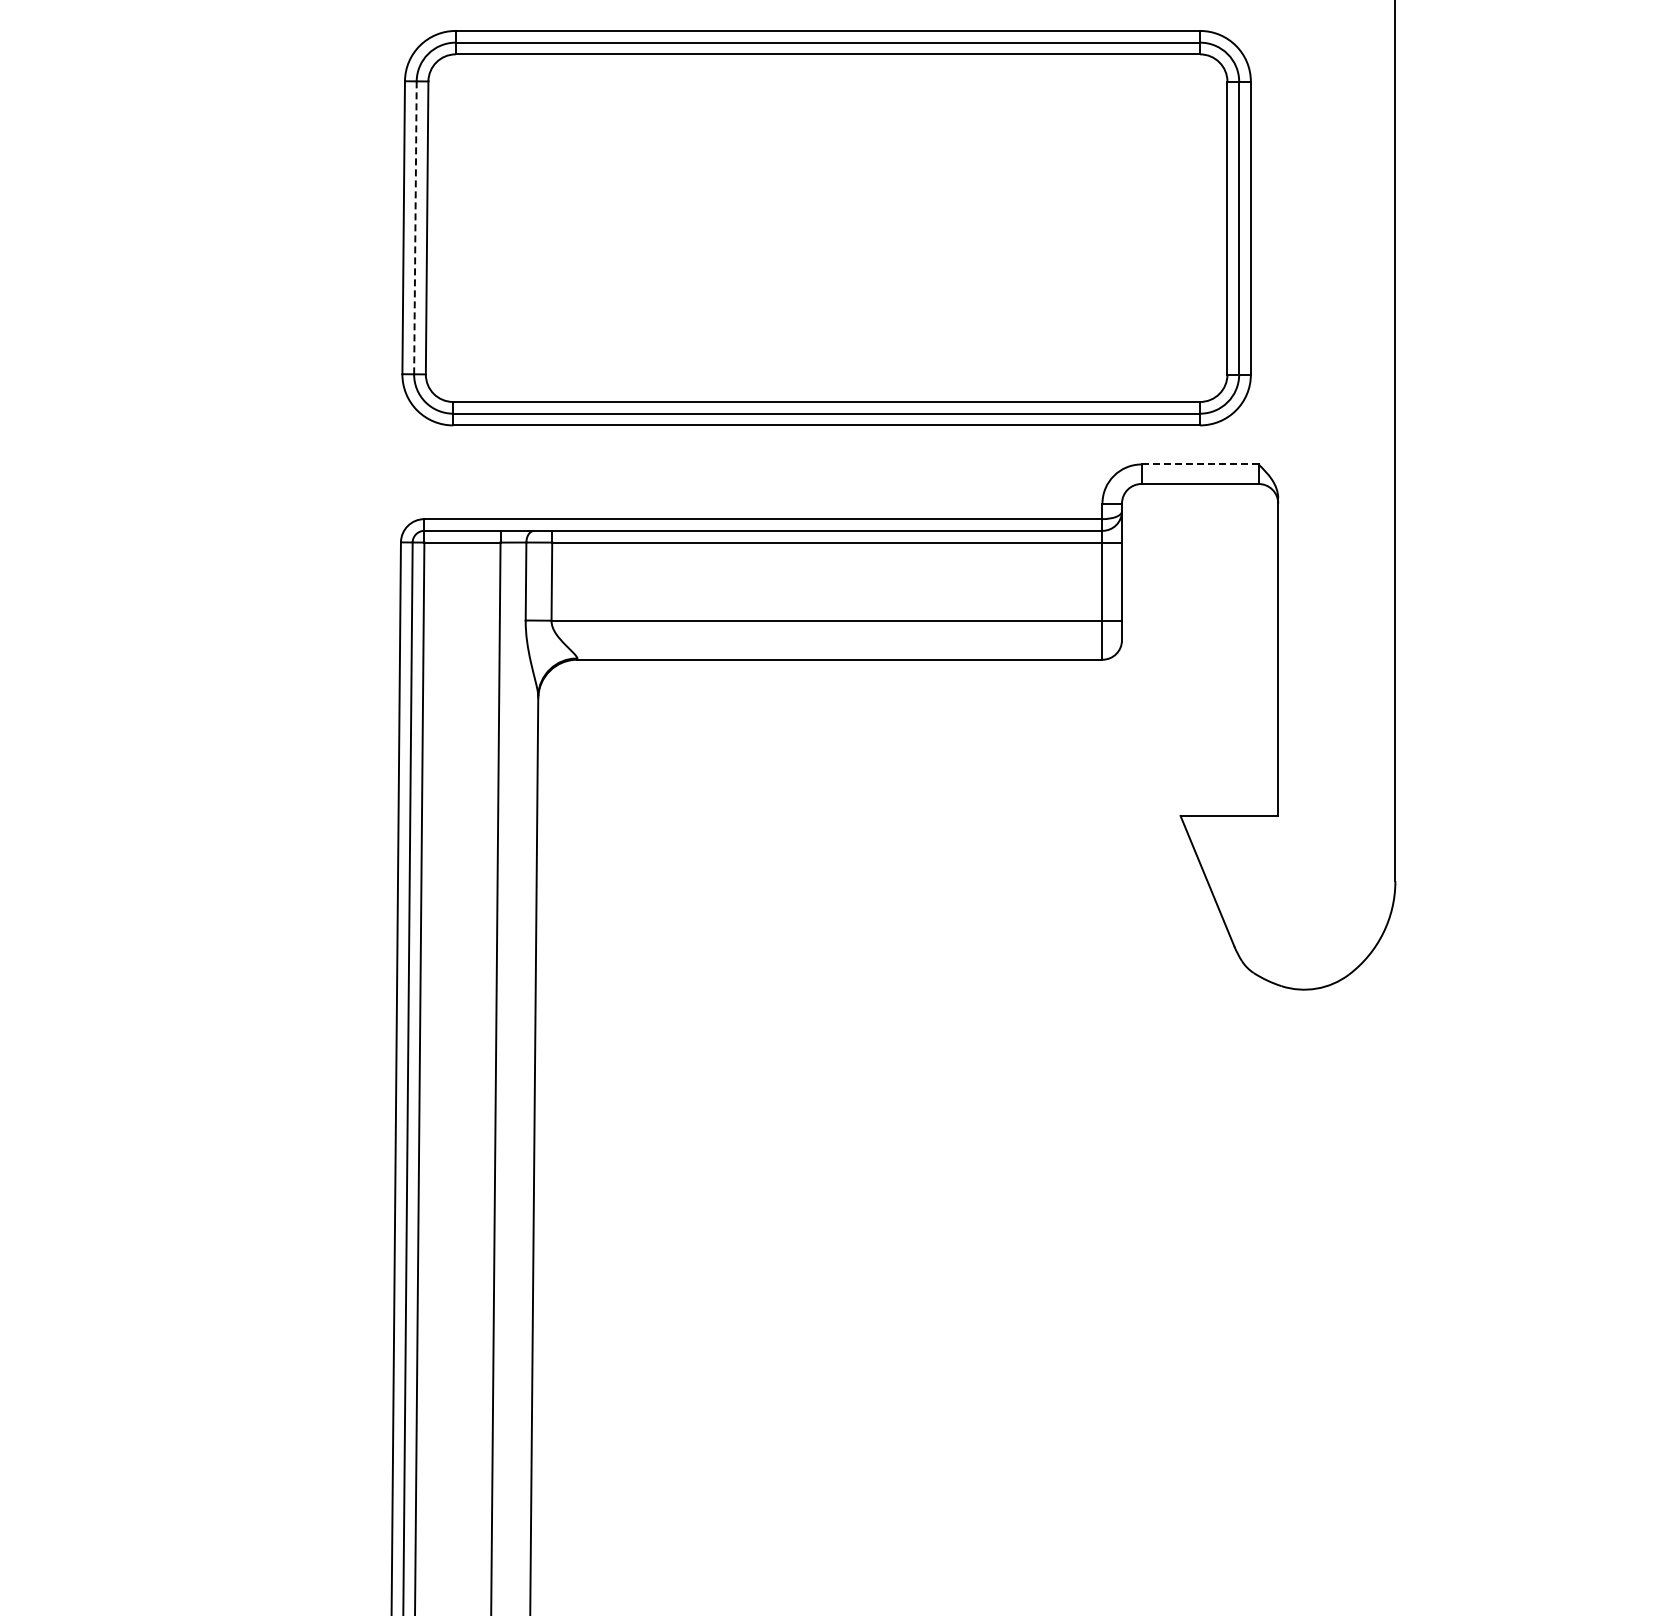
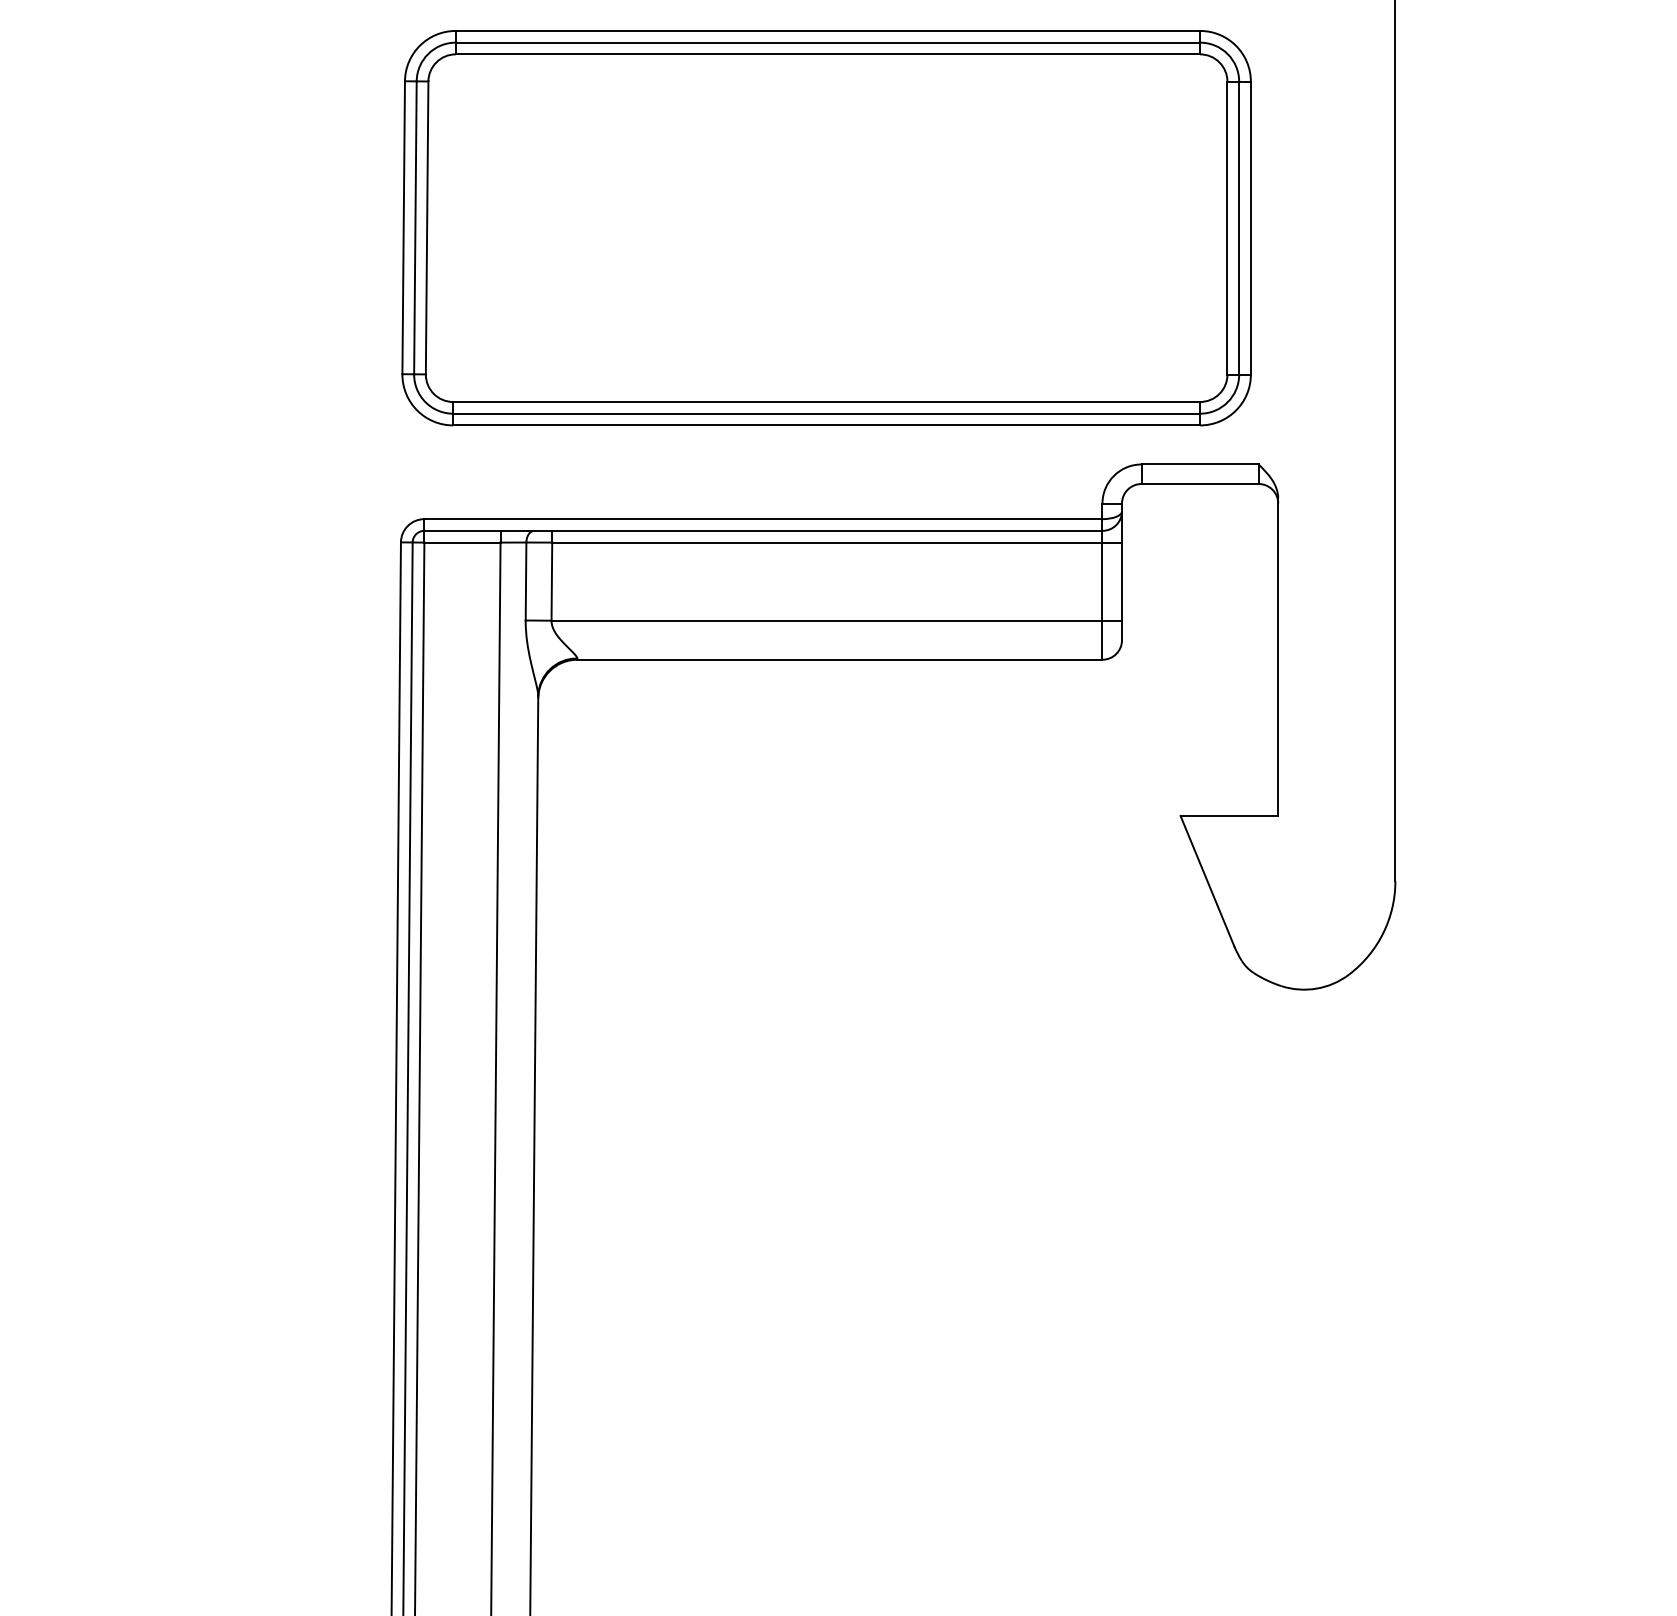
line: dashed -> solid (415, 228)
line: dashed -> solid (1200, 464)
